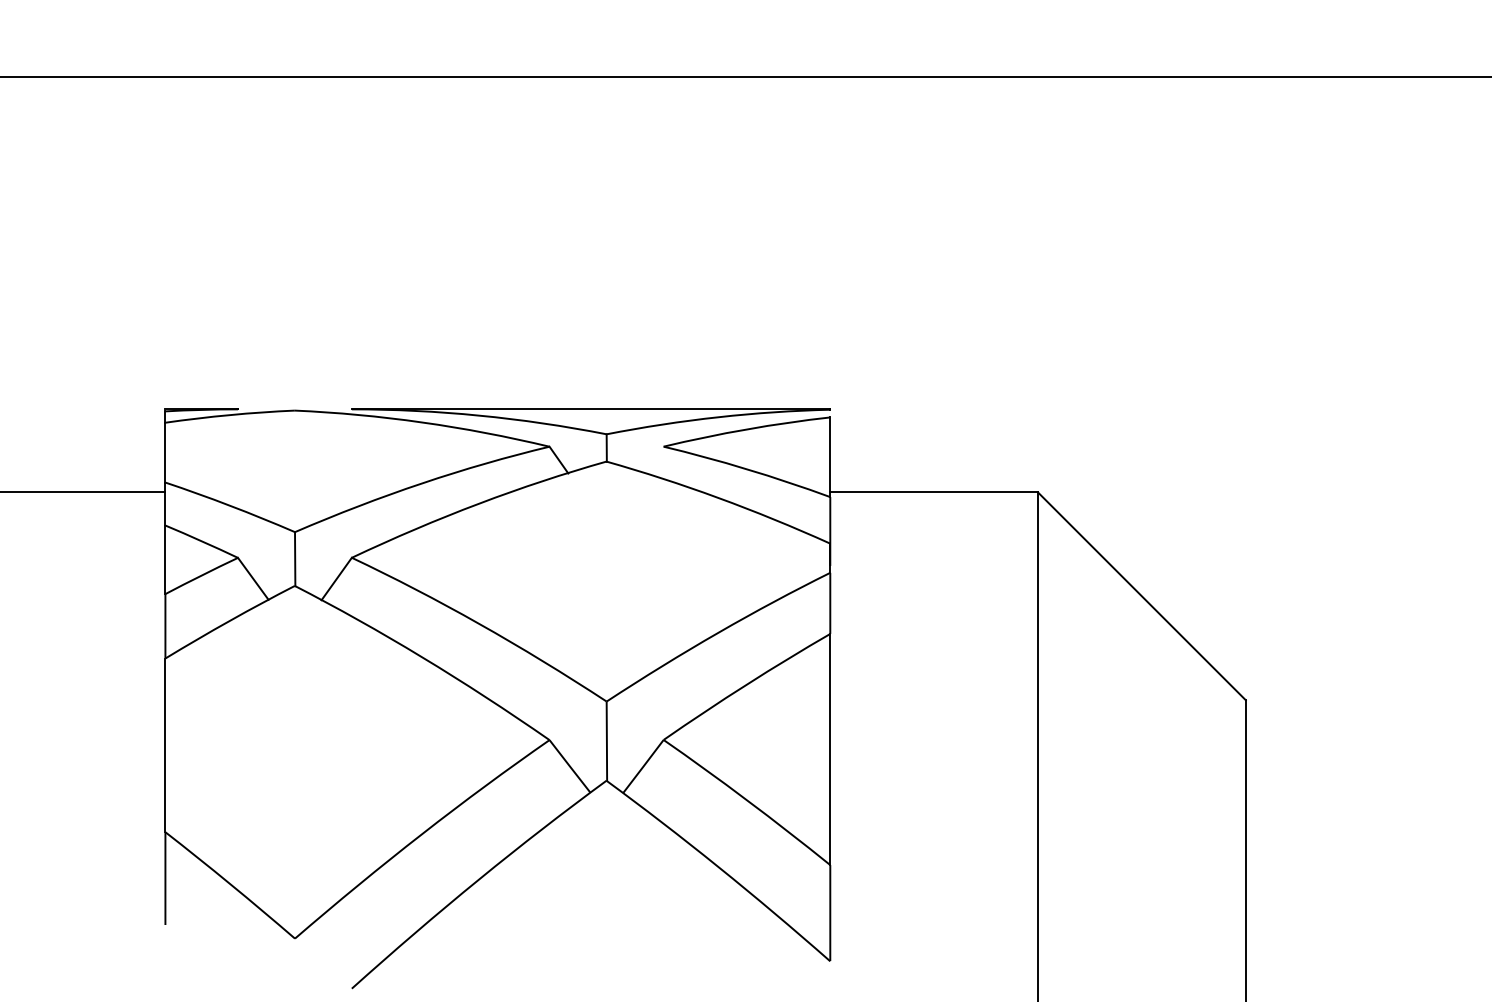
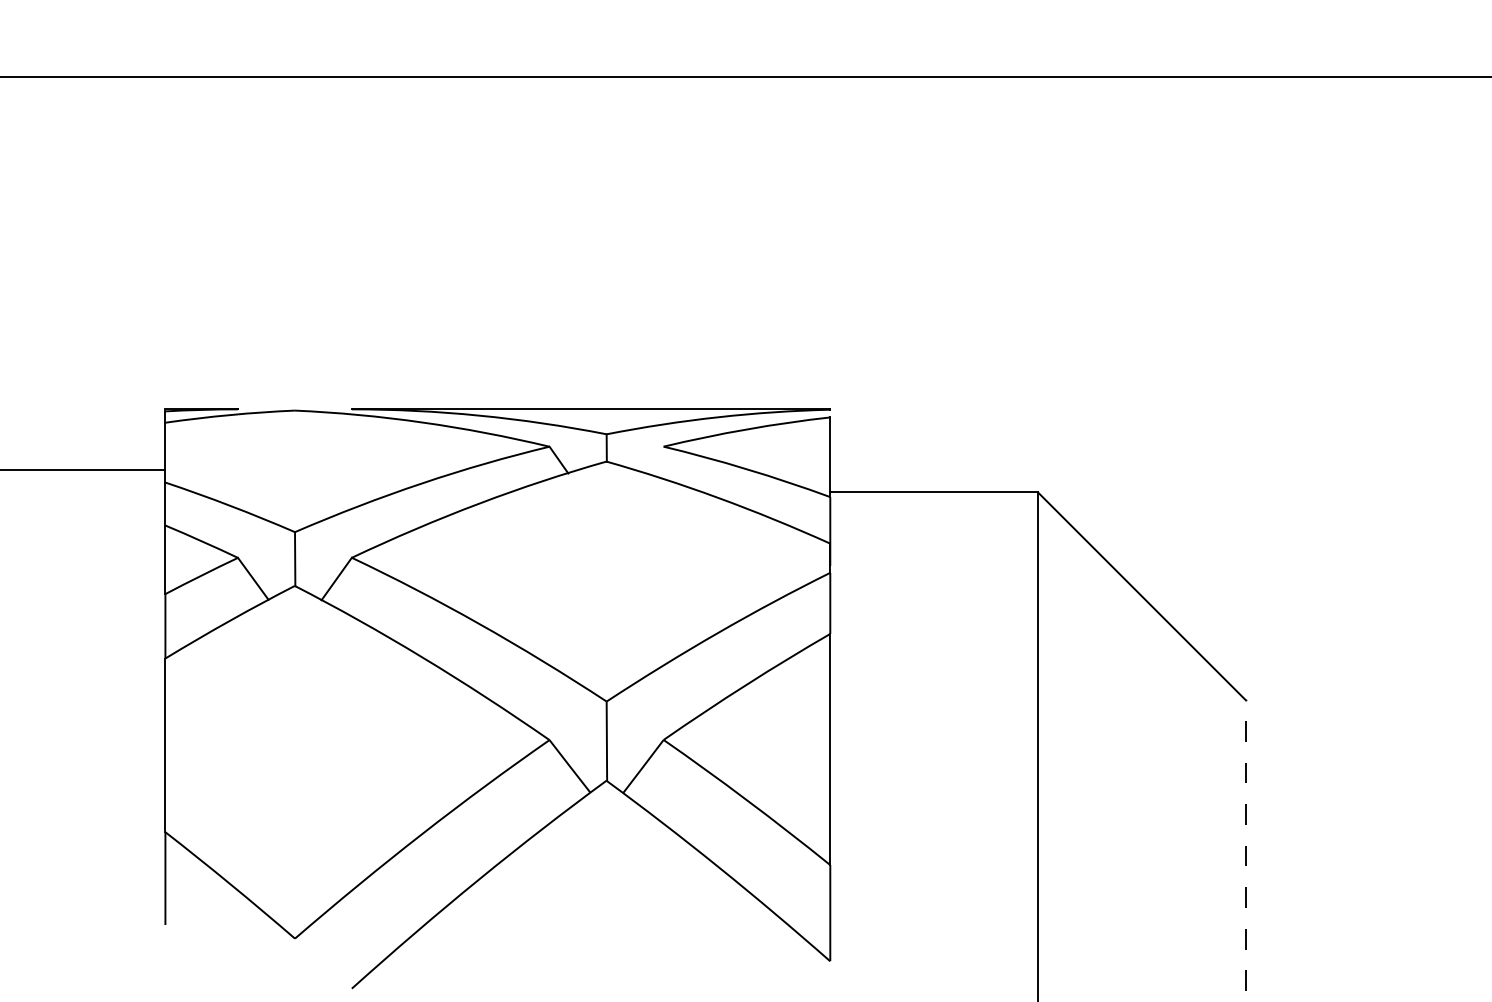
line position: (83, 492) -> (83, 470) (83, 470)
line: solid -> dashed (1245, 850)
